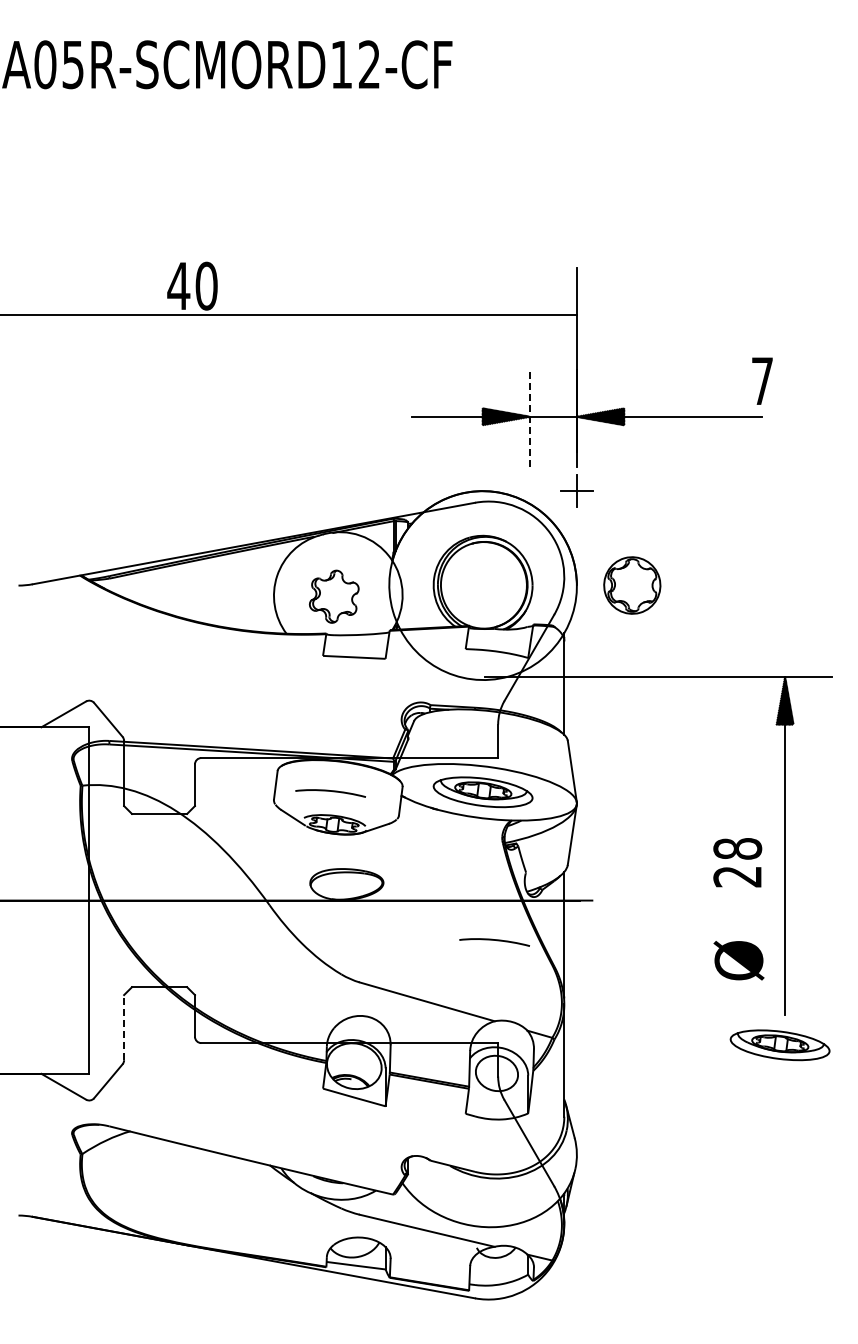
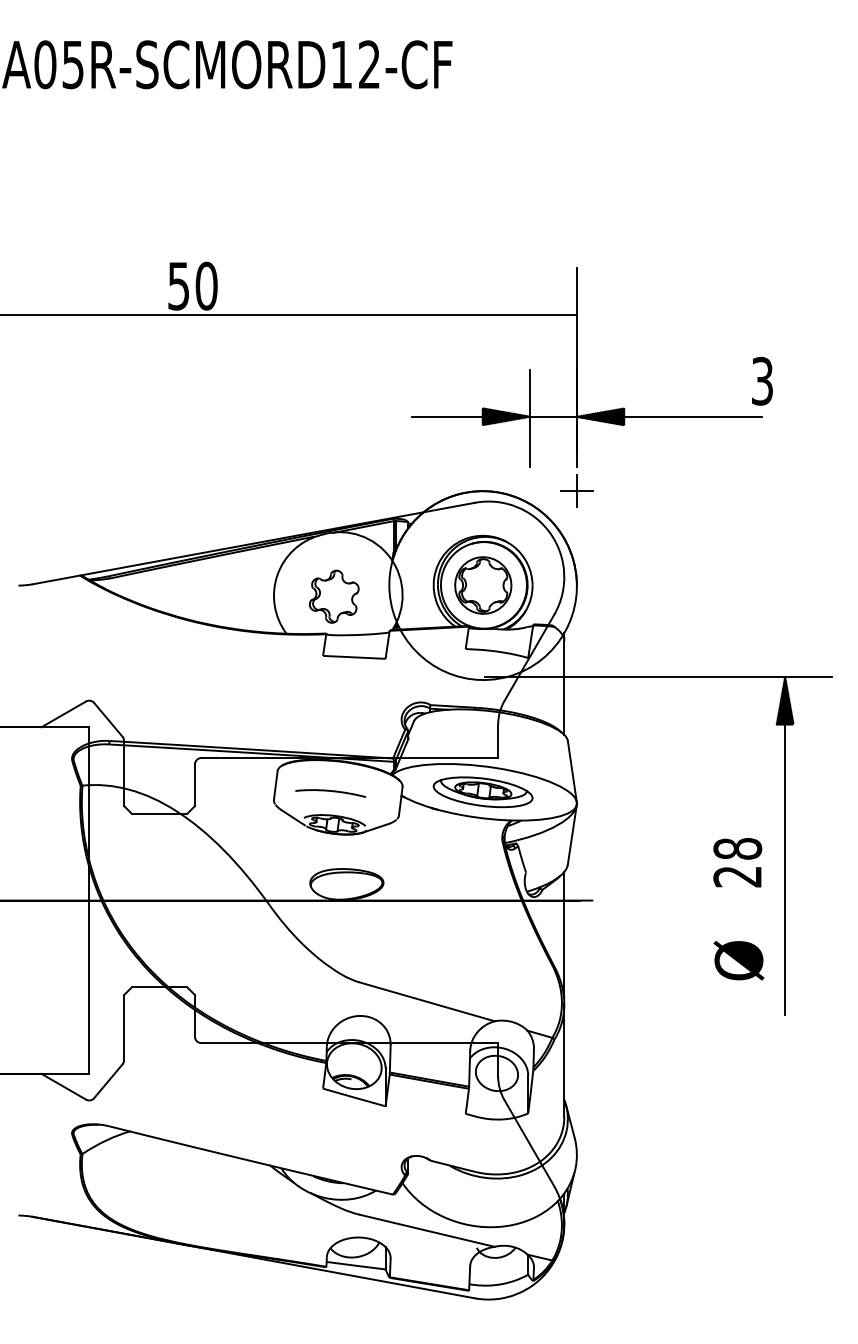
text: 40 -> 50 (178, 286)
text: 7 -> 3 (762, 380)
line: dashed -> solid (530, 418)
part position: (632, 585) -> (483, 585) (483, 585)
curve: present -> none (494, 940)
line: dashed -> solid (124, 1027)
part: present -> none (779, 1045)
